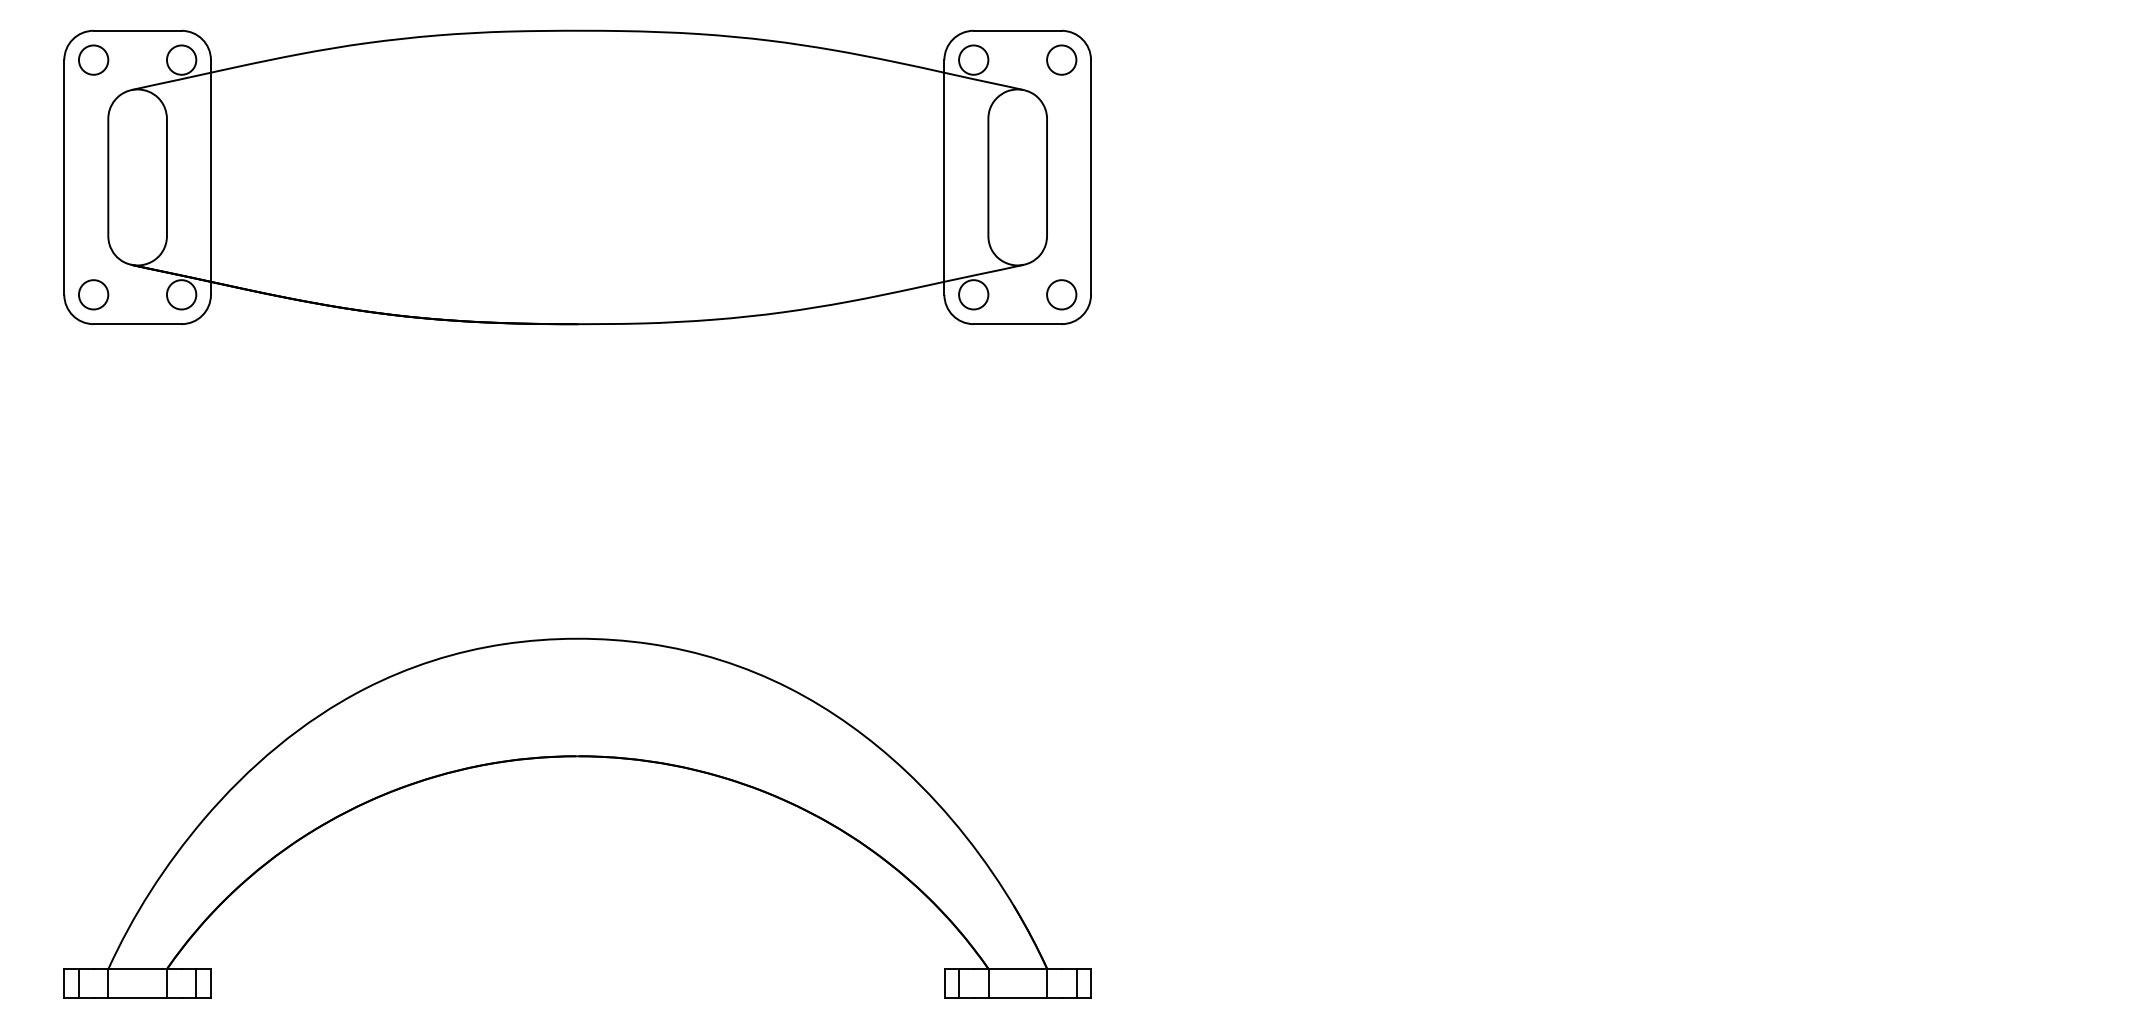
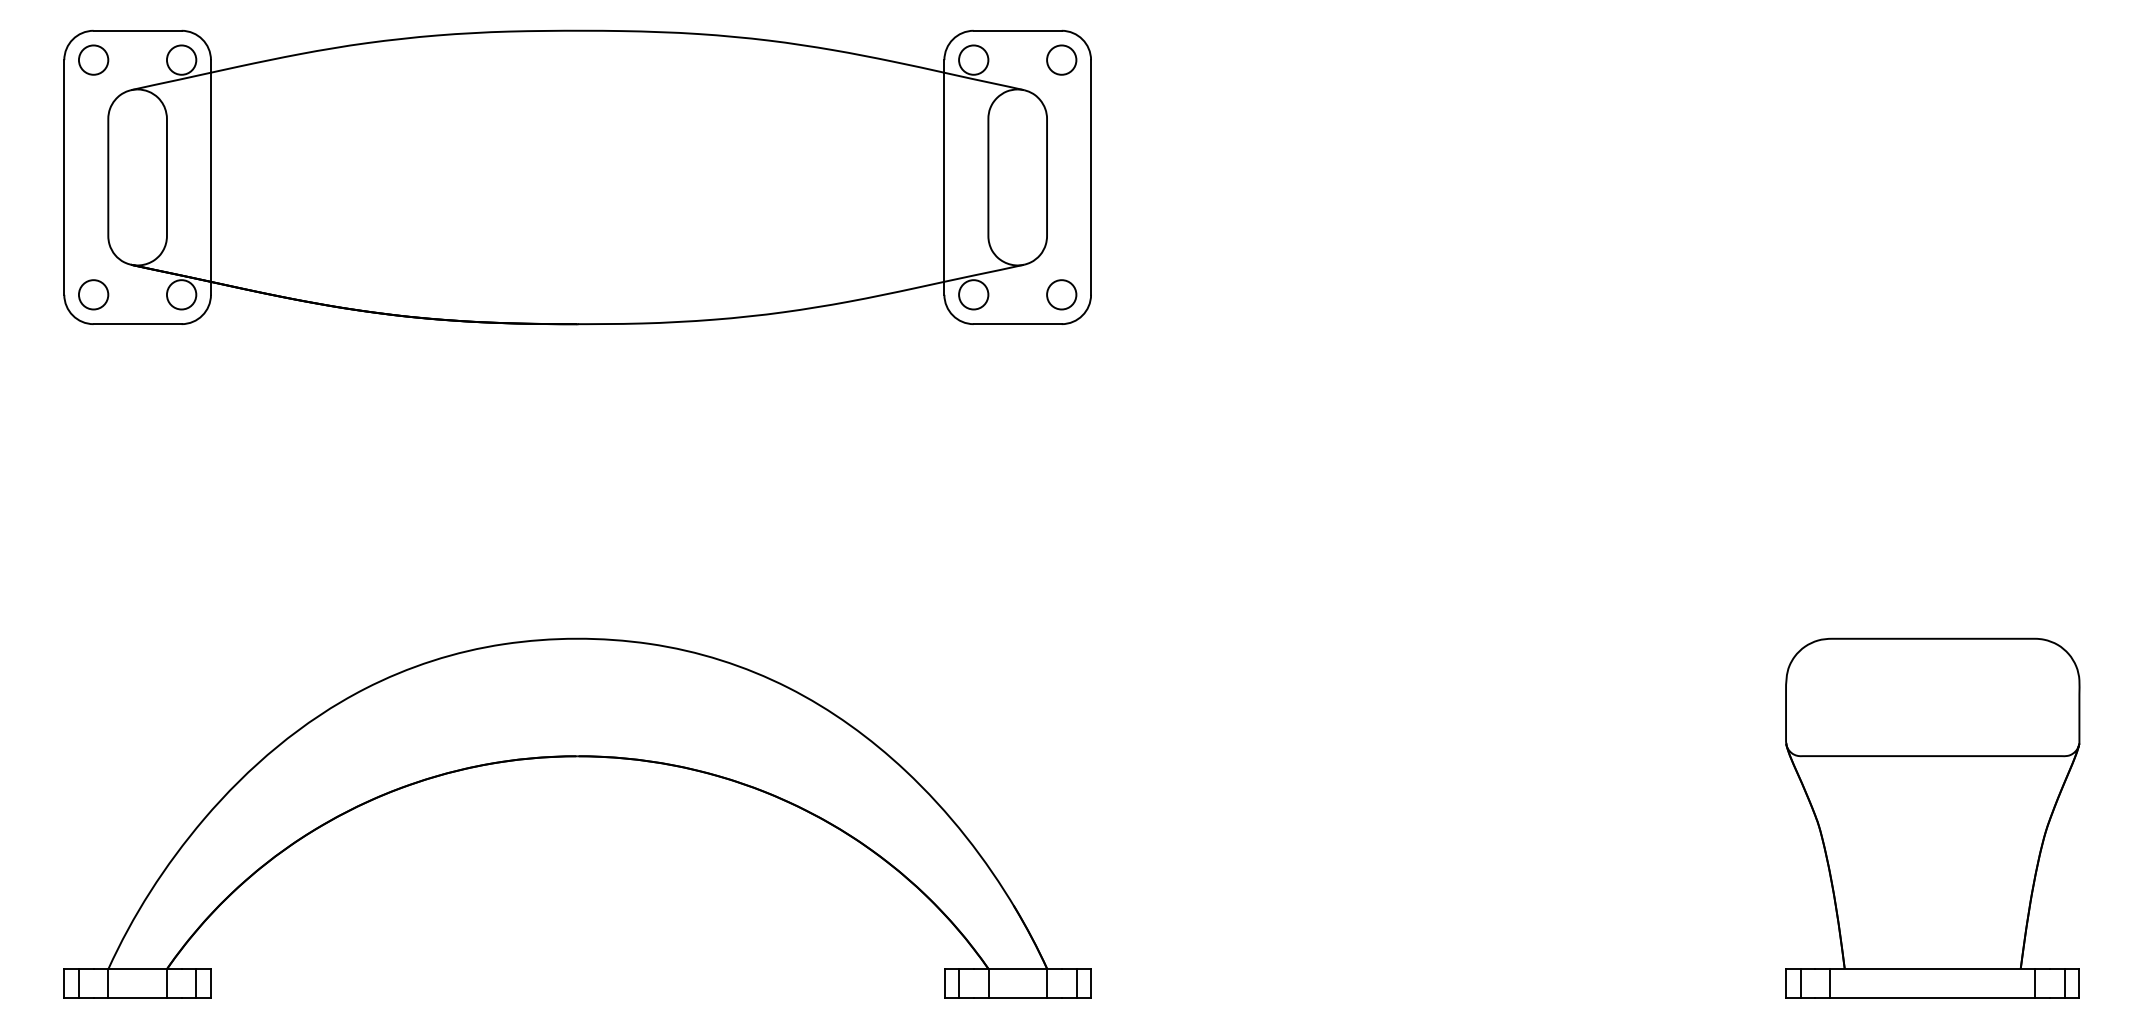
part: none -> present (1932, 817)
